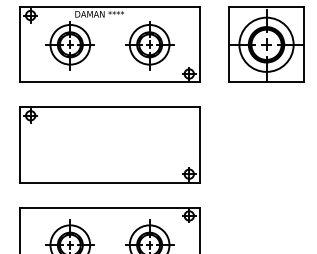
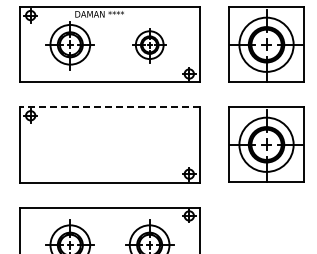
part size: 50x50 px -> 35x36 px (149, 45)
line: solid -> dashed (109, 107)
part: none -> present (266, 144)
